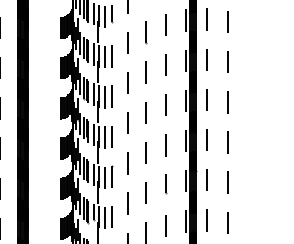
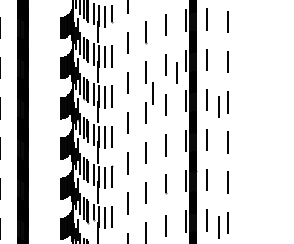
line: none -> present (176, 72)
line: none -> present (152, 93)
line: none -> present (218, 106)
line: none -> present (218, 227)
